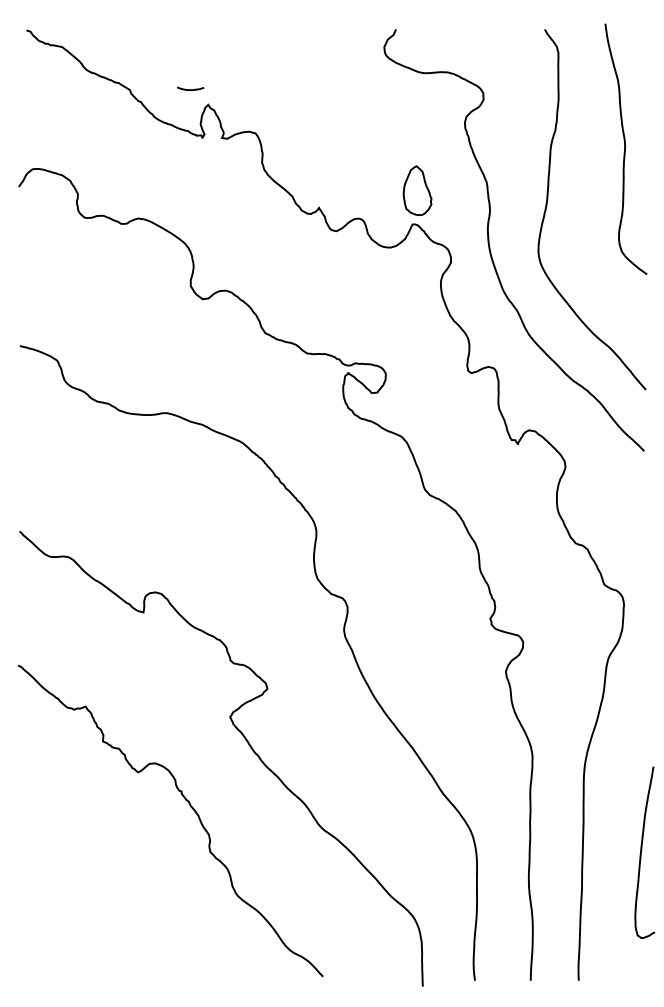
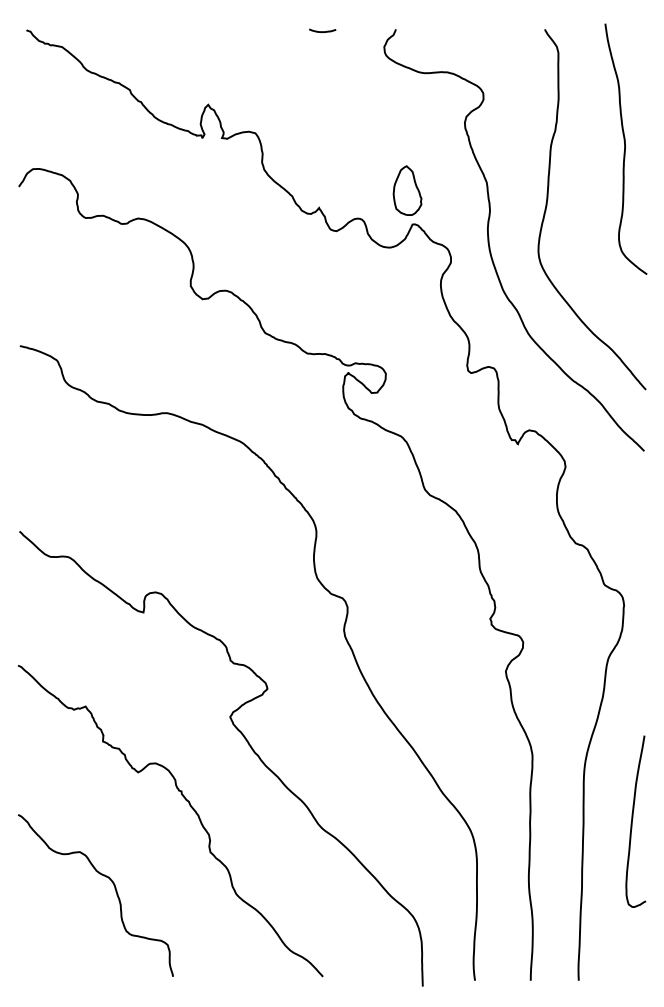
curve position: (190, 89) -> (322, 31) (322, 31)
part position: (417, 190) -> (407, 190) (407, 190)
curve position: (642, 850) -> (633, 819) (633, 819)
curve: none -> present (115, 892)
